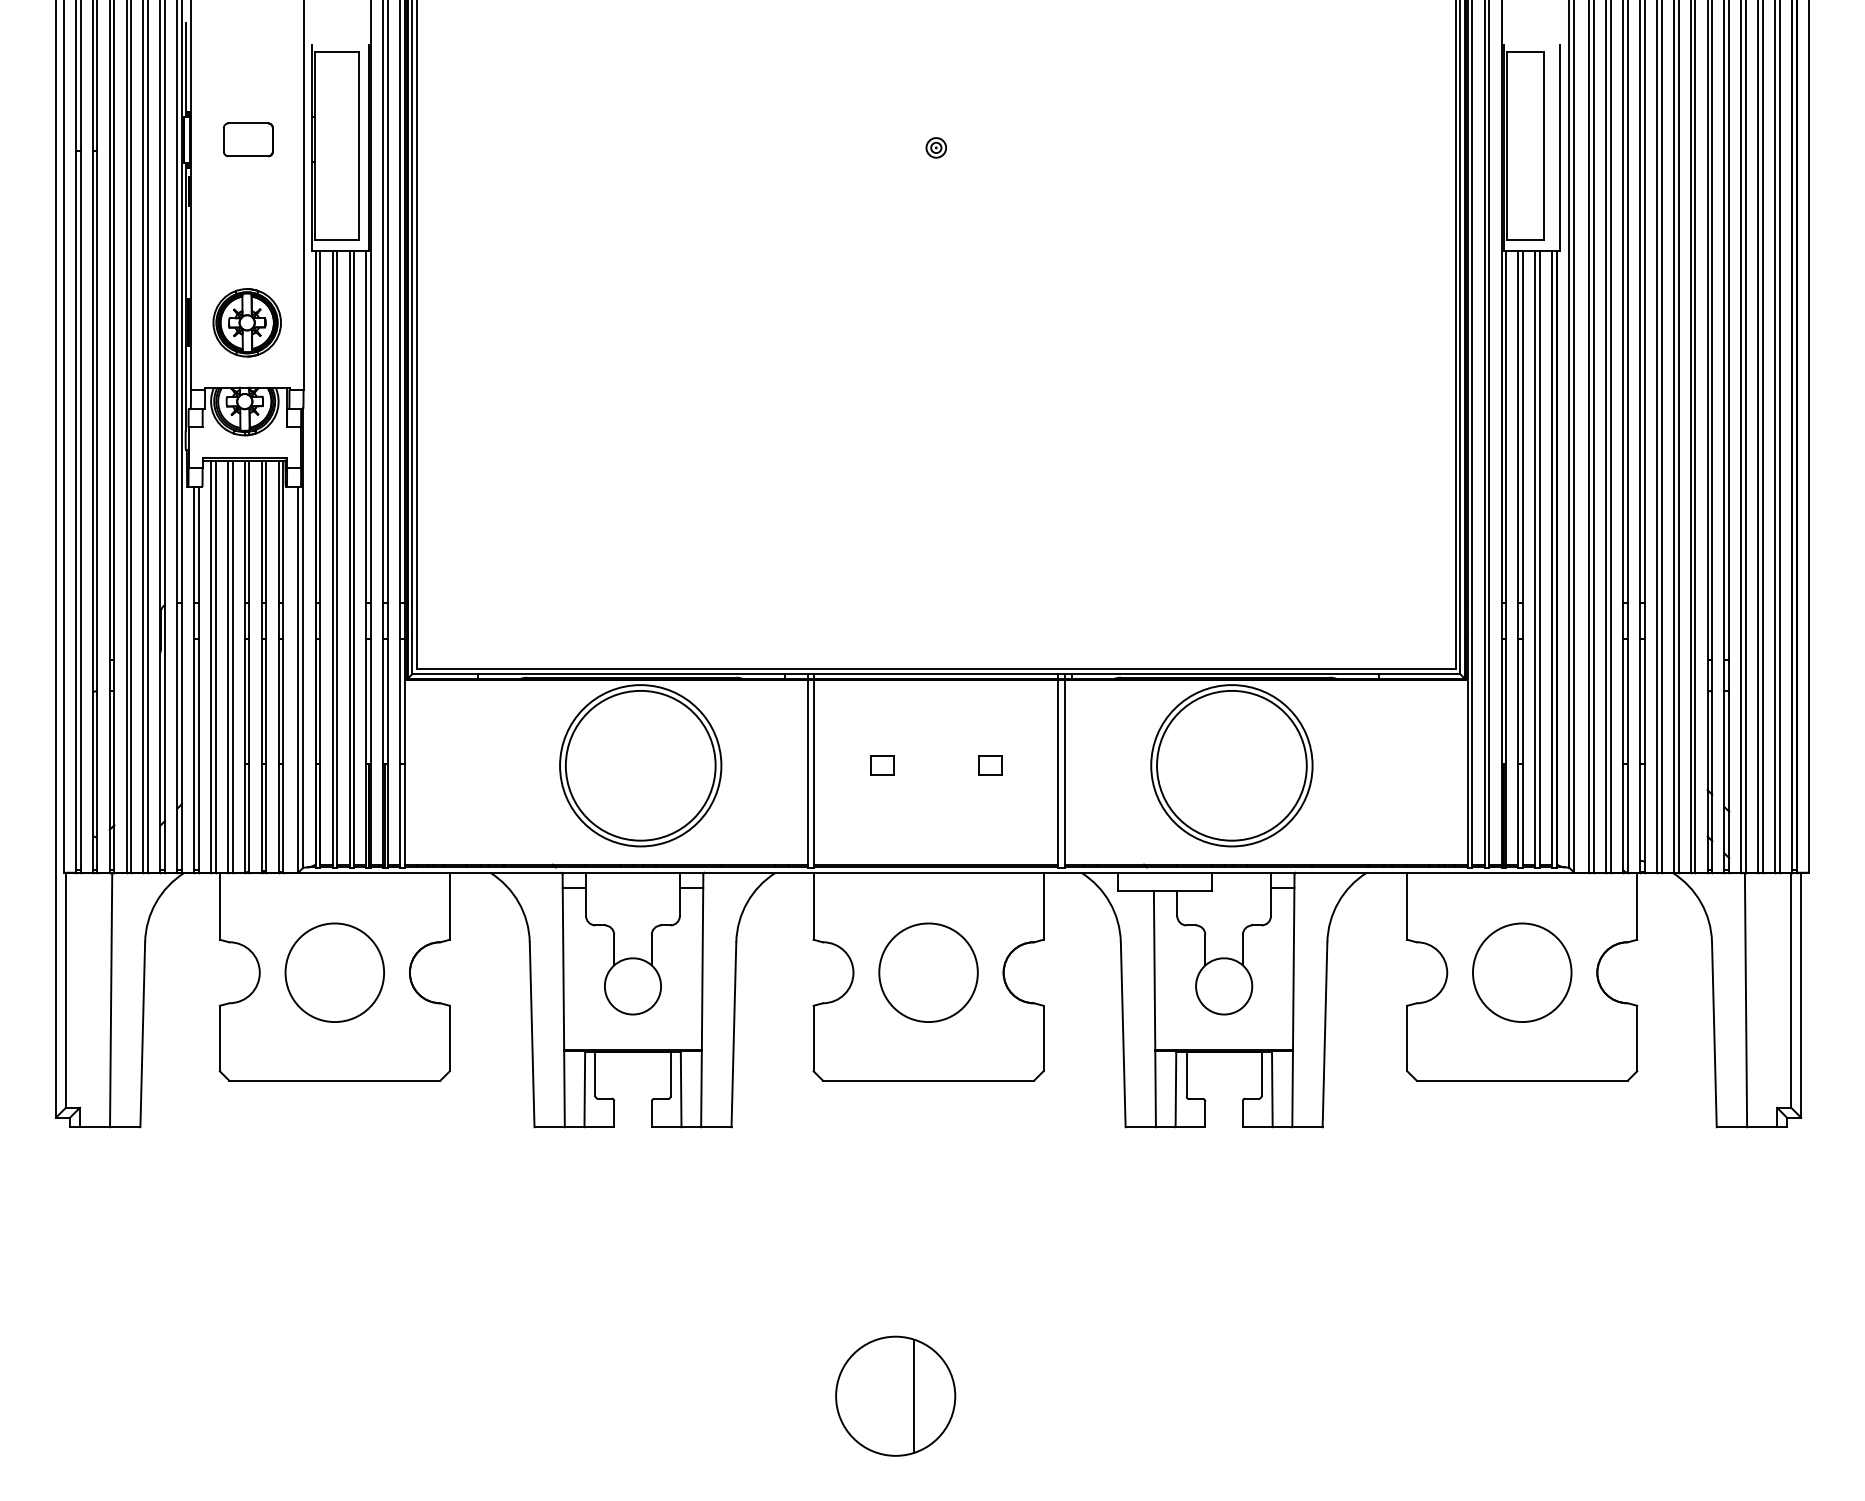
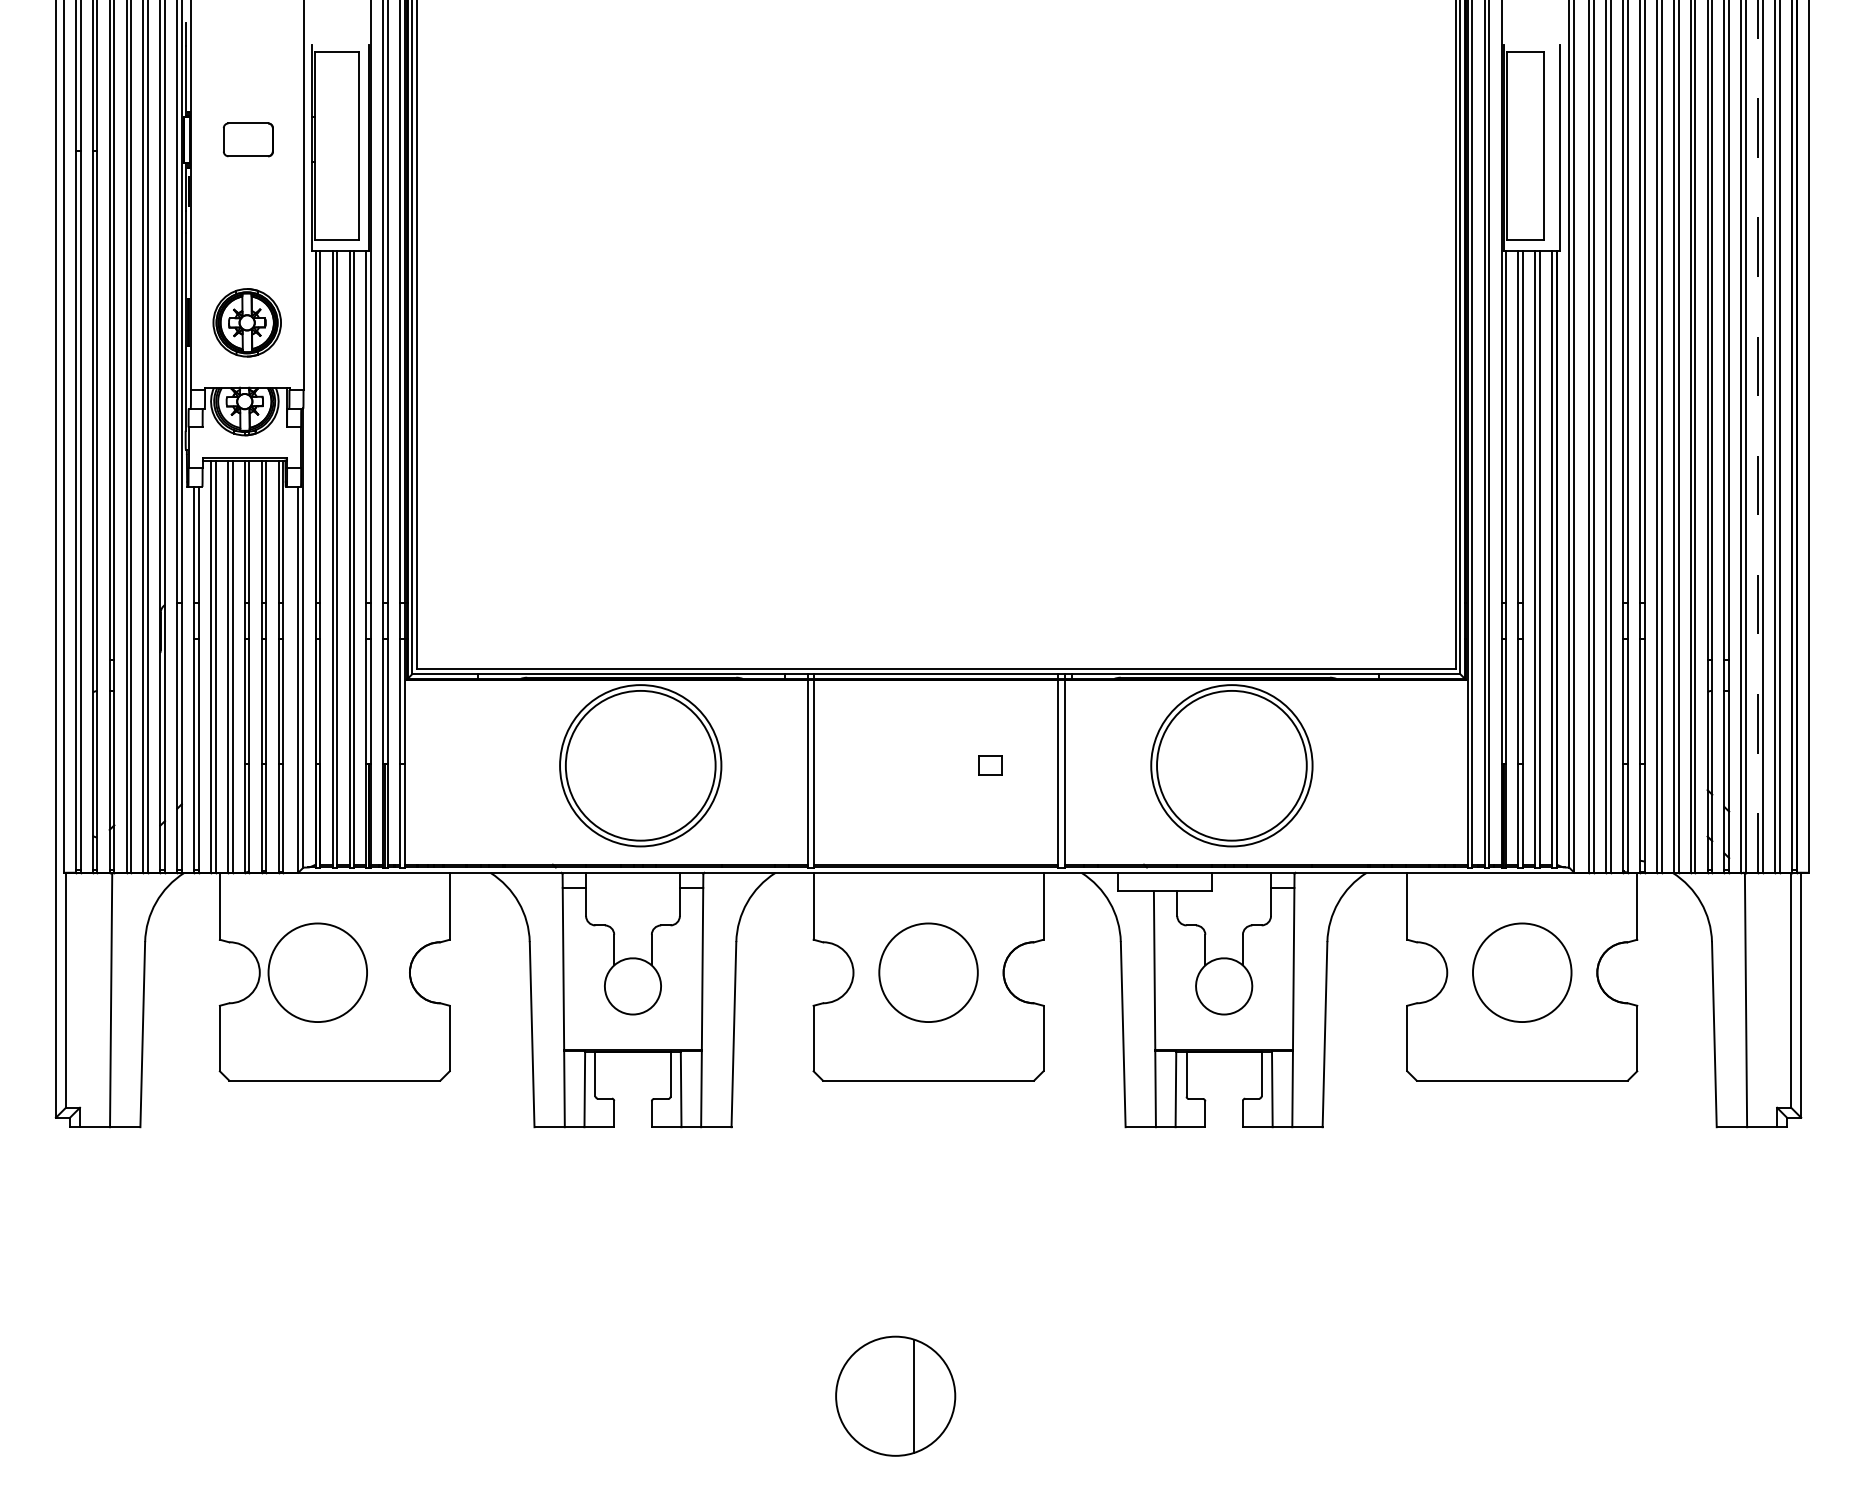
part: present -> none (935, 147)
line: solid -> dashed (1758, 436)
part: present -> none (882, 765)
circle position: (334, 972) -> (317, 972) (317, 972)
